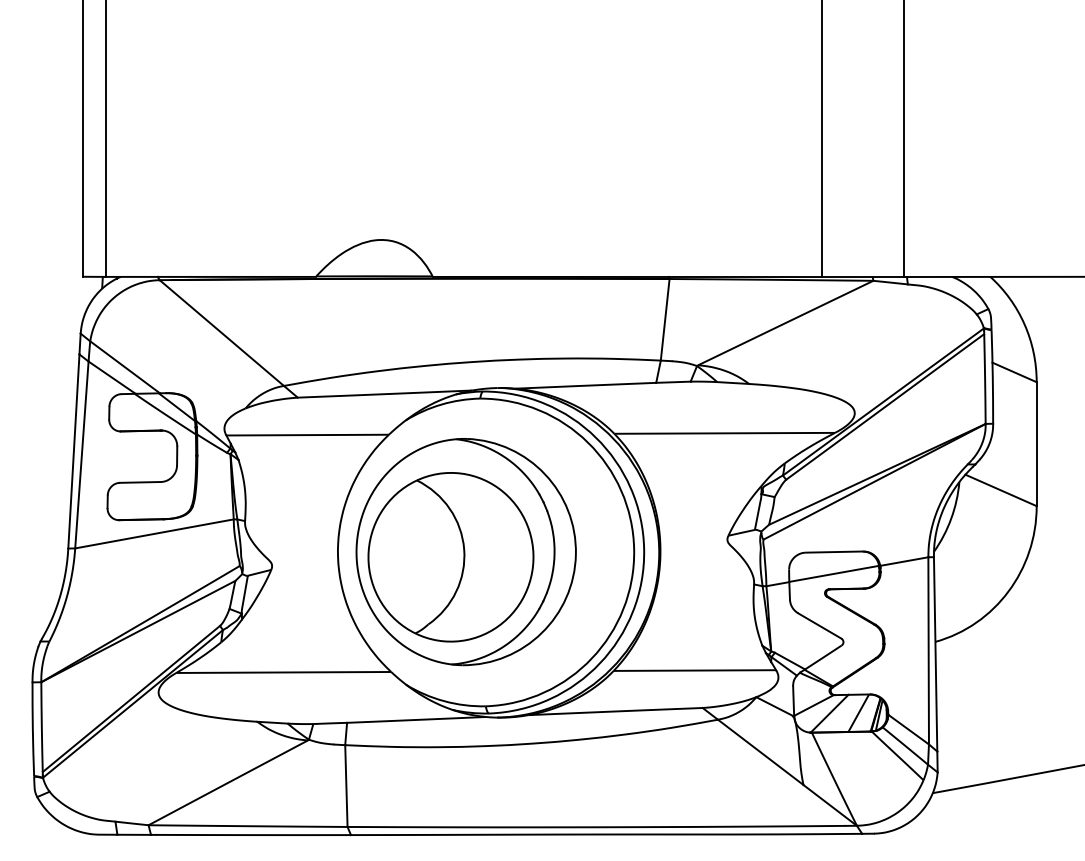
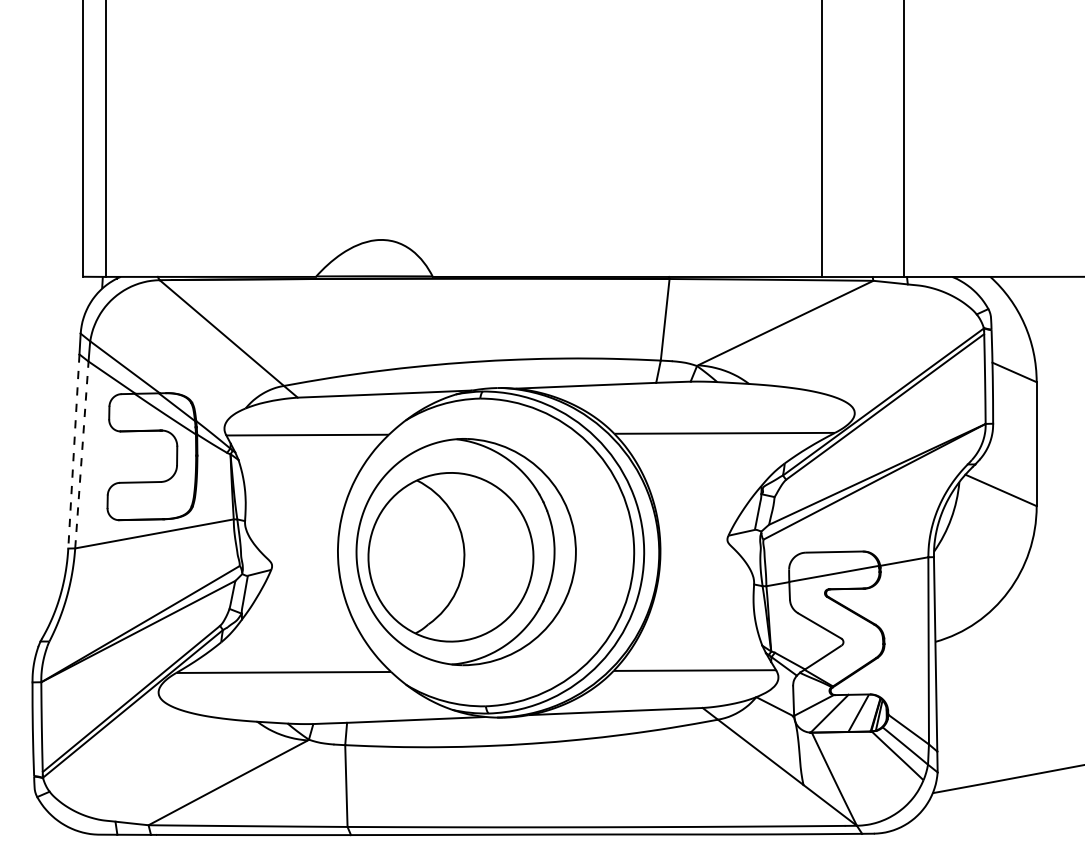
line: solid -> dashed (73, 451)
line: solid -> dashed (81, 454)
